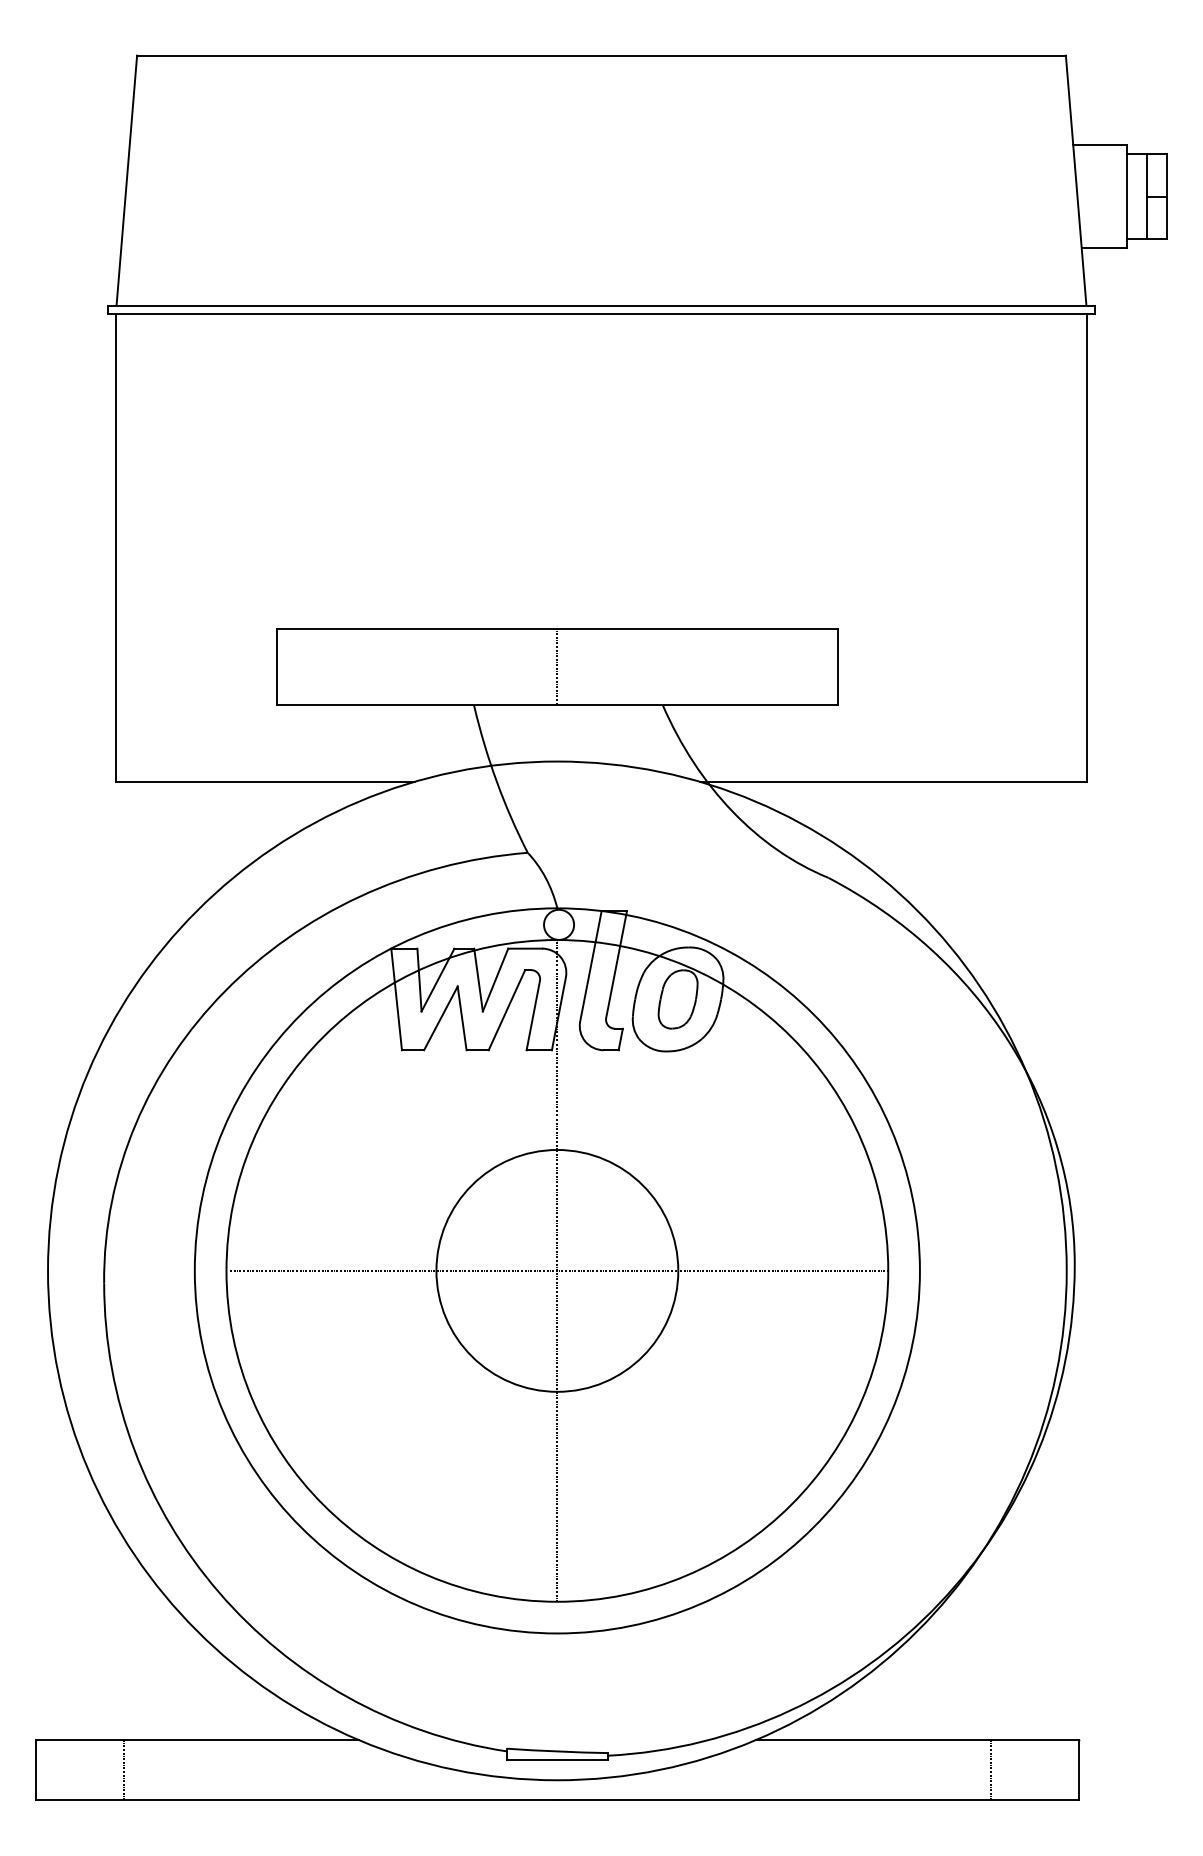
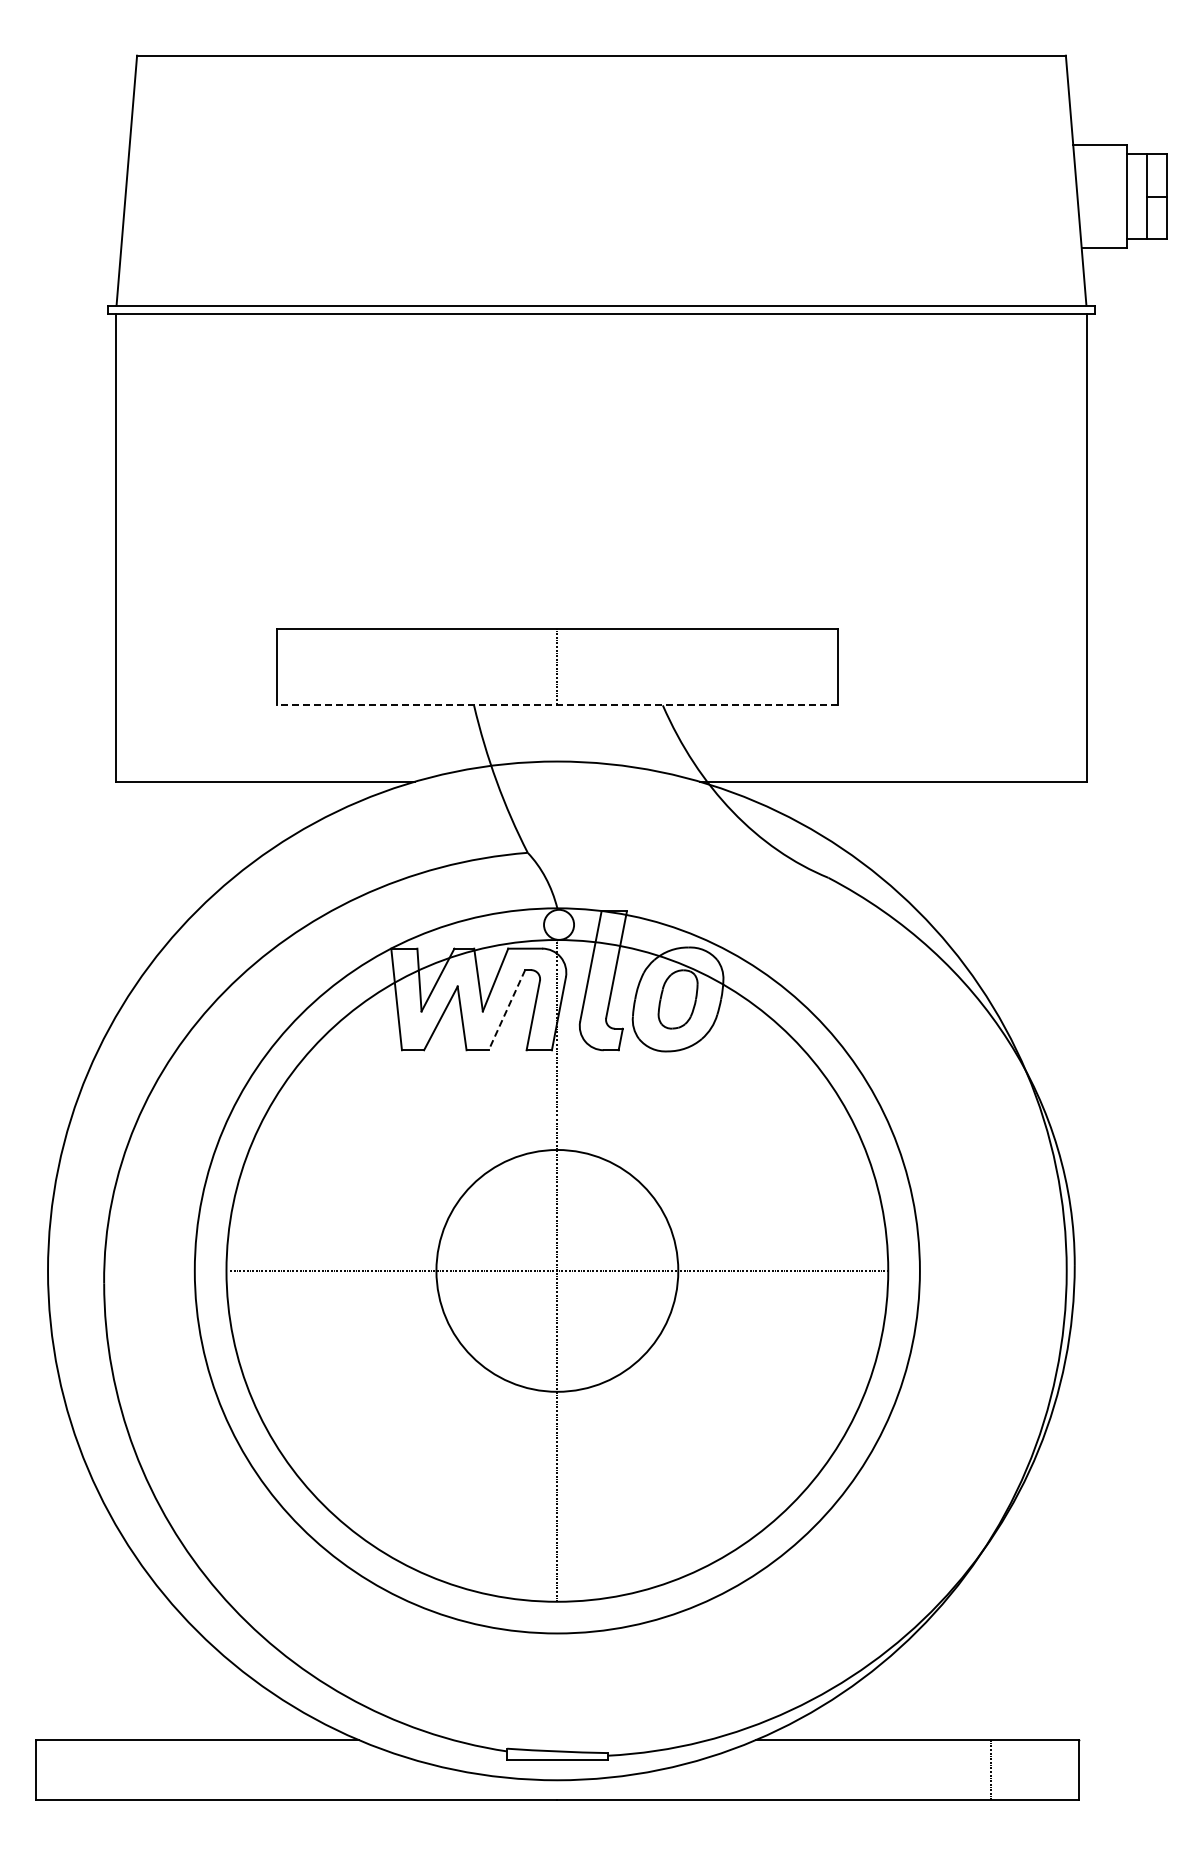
line: solid -> dashed (557, 705)
line: solid -> dashed (506, 1010)
line: present -> none (124, 1770)
